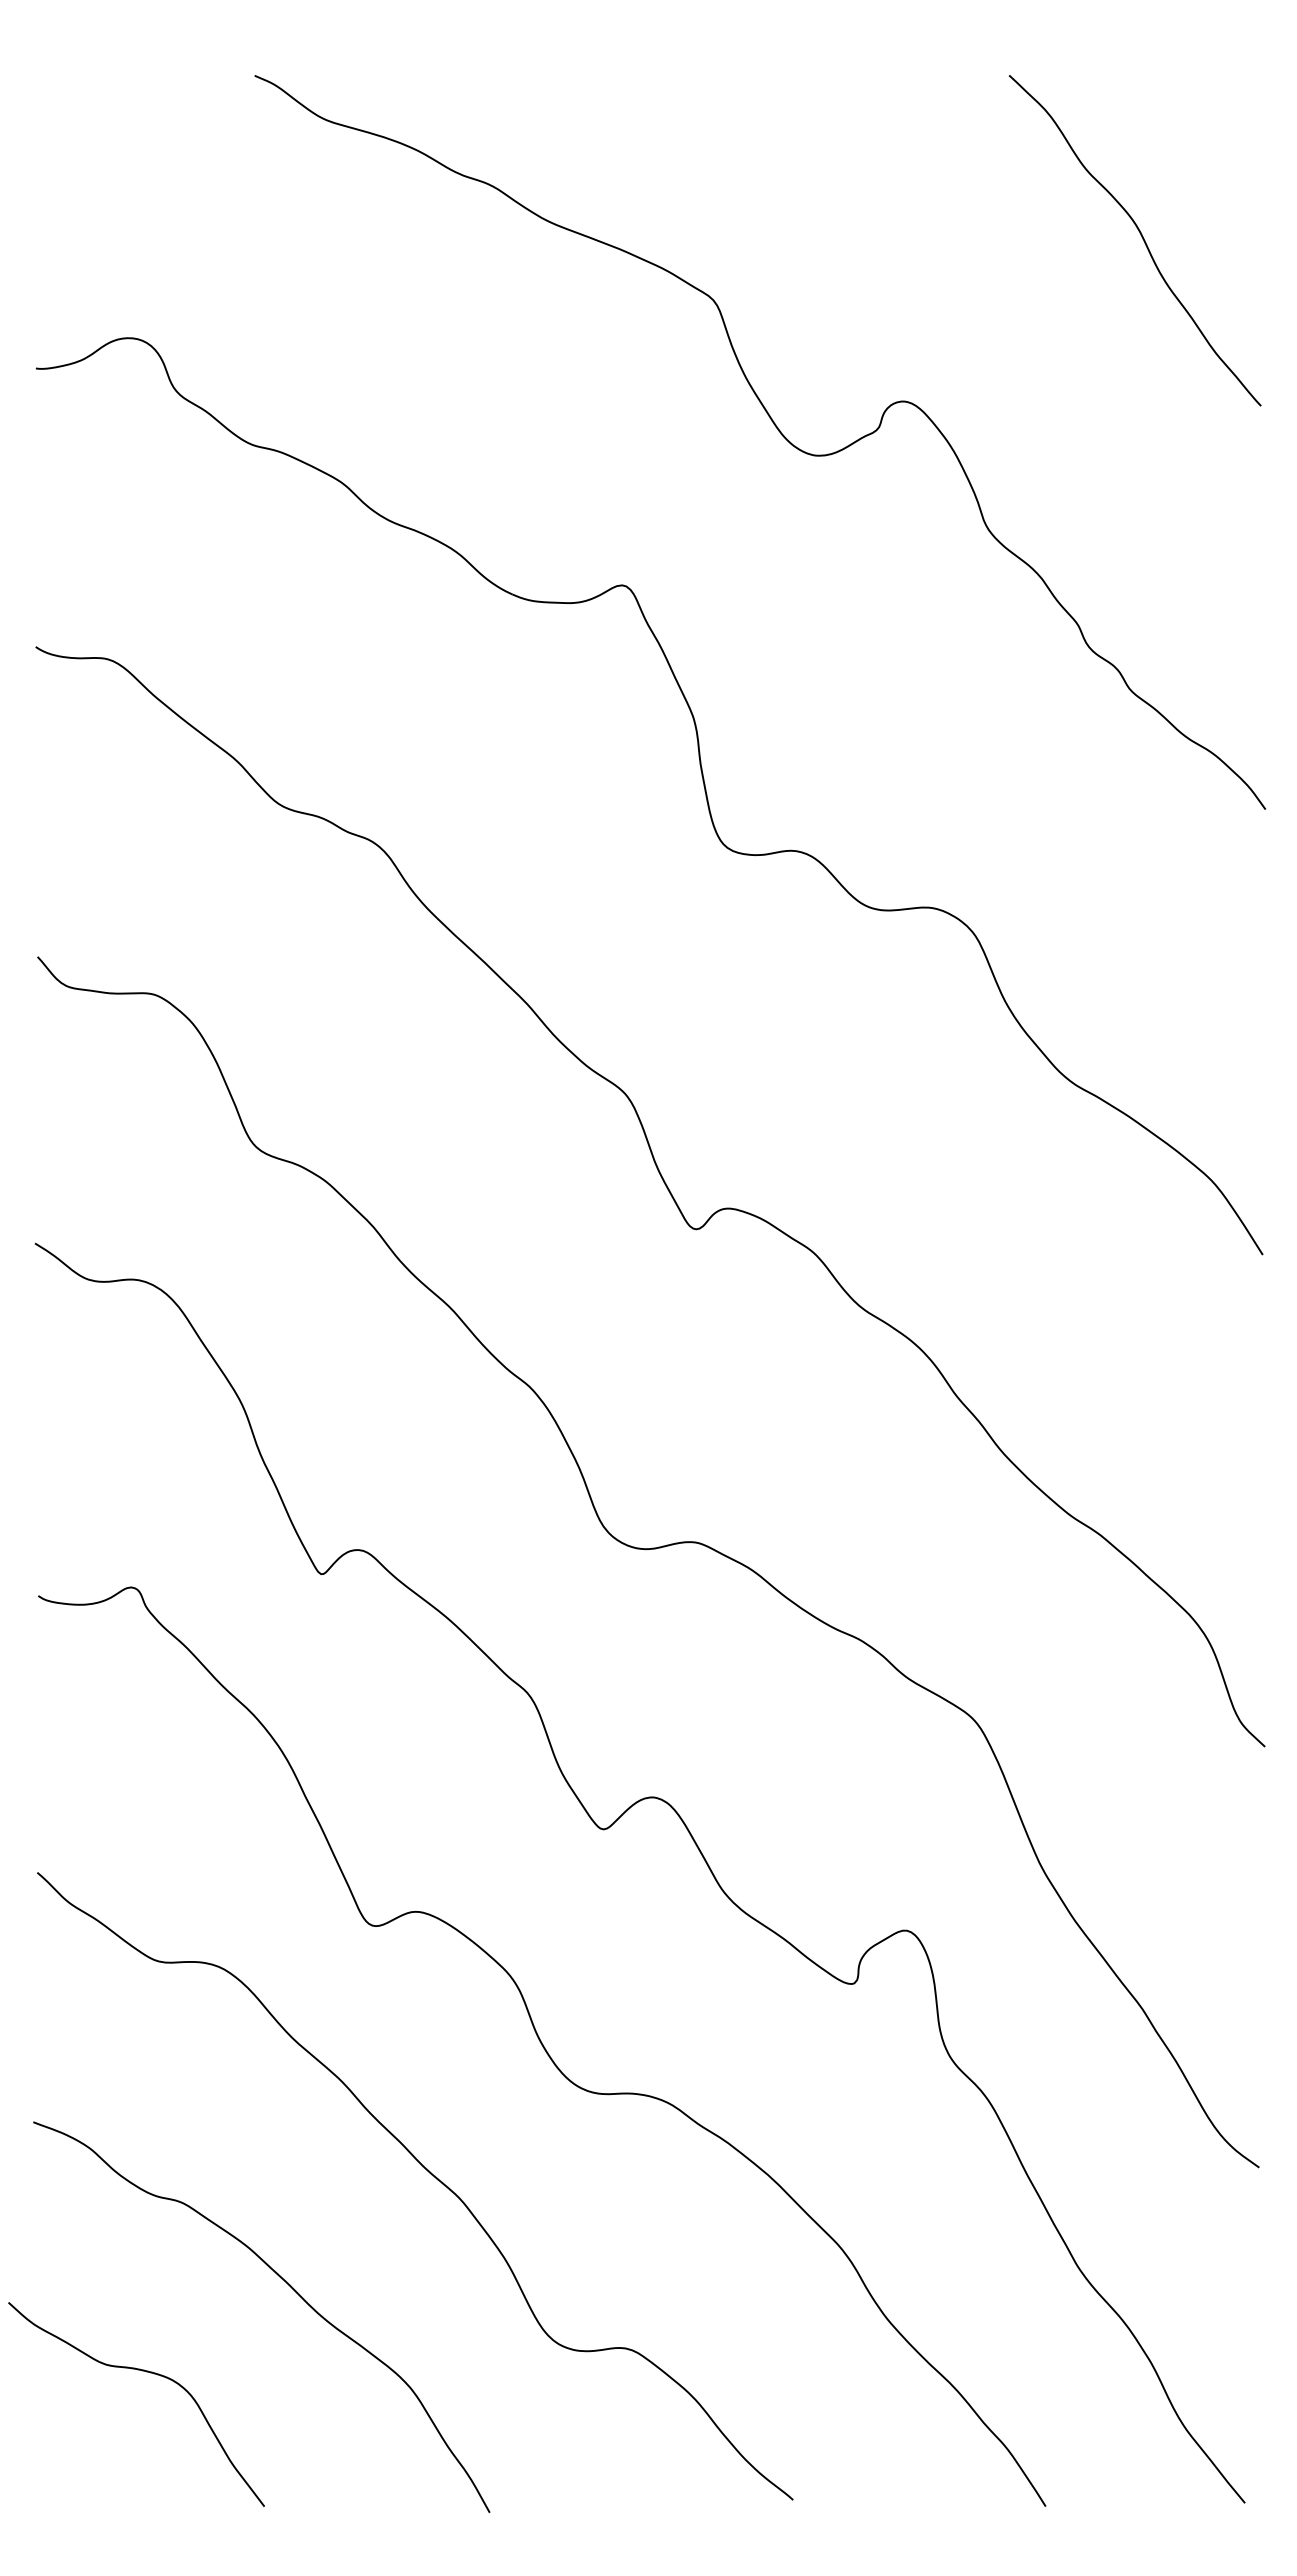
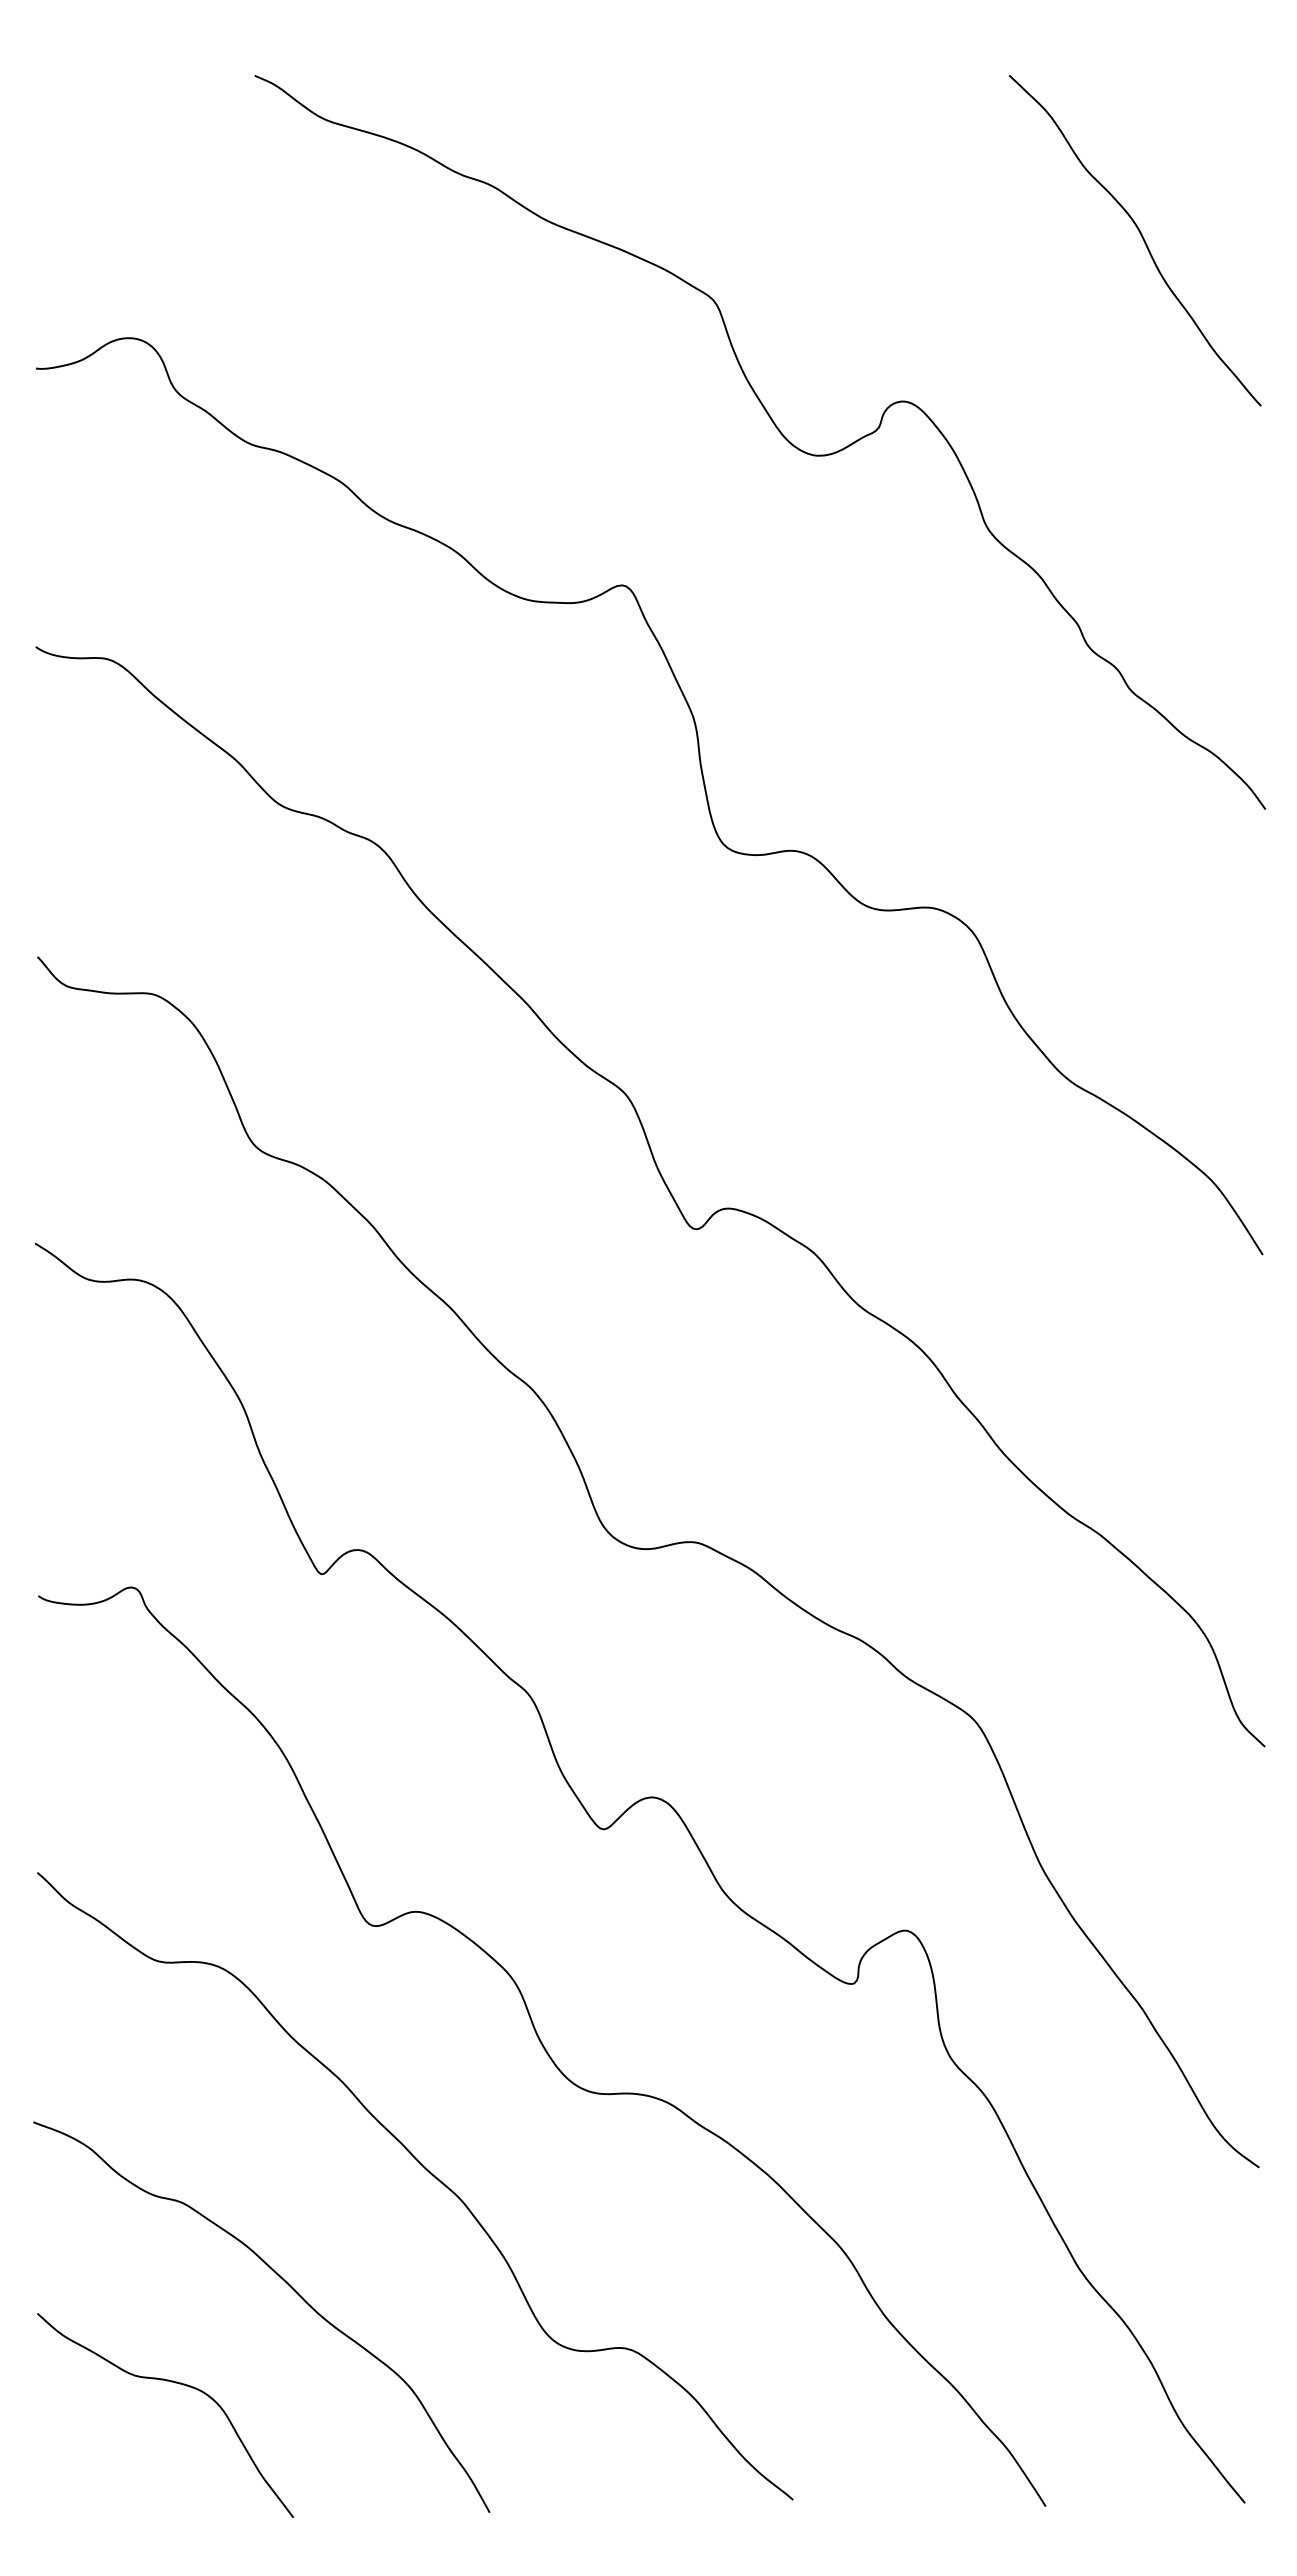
curve position: (146, 2372) -> (175, 2383) (175, 2383)
